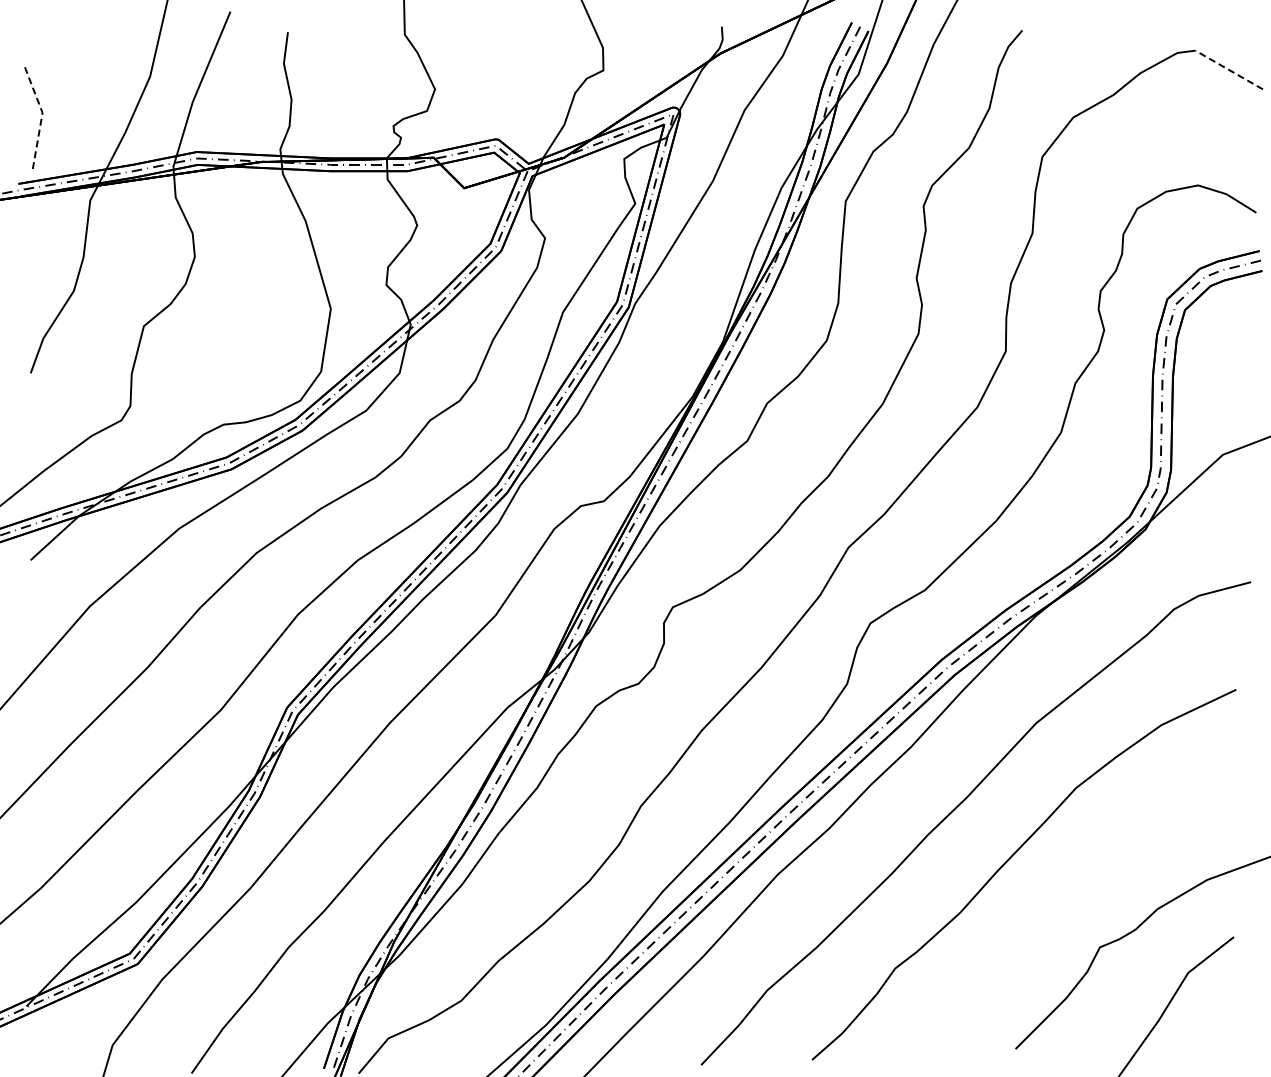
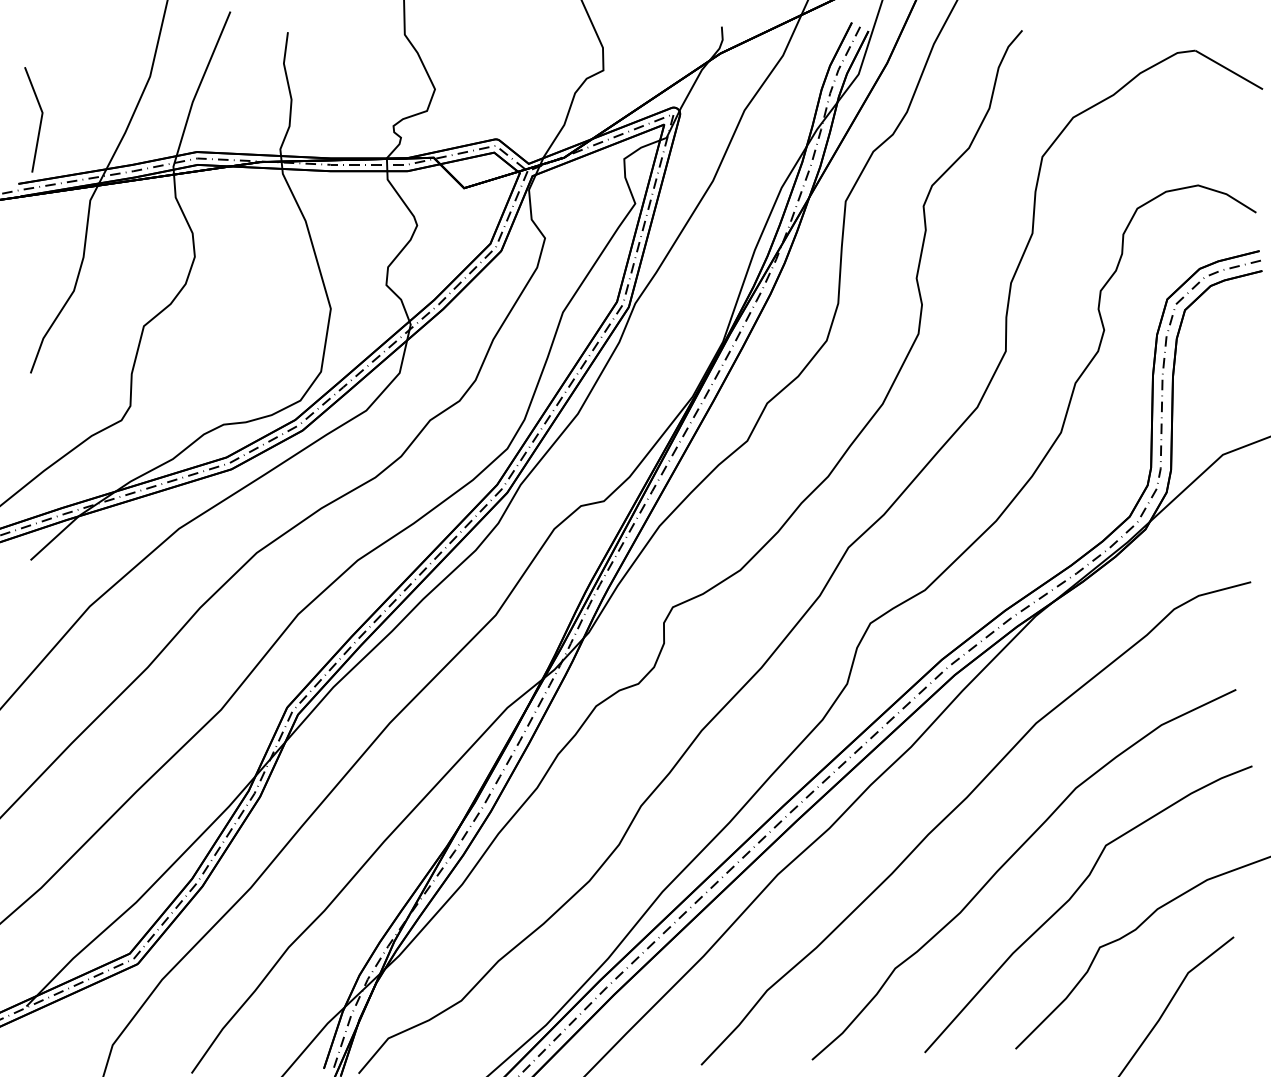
line: dashed -> solid (1229, 70)
line: dashed -> solid (41, 117)
curve: none -> present (1073, 896)
